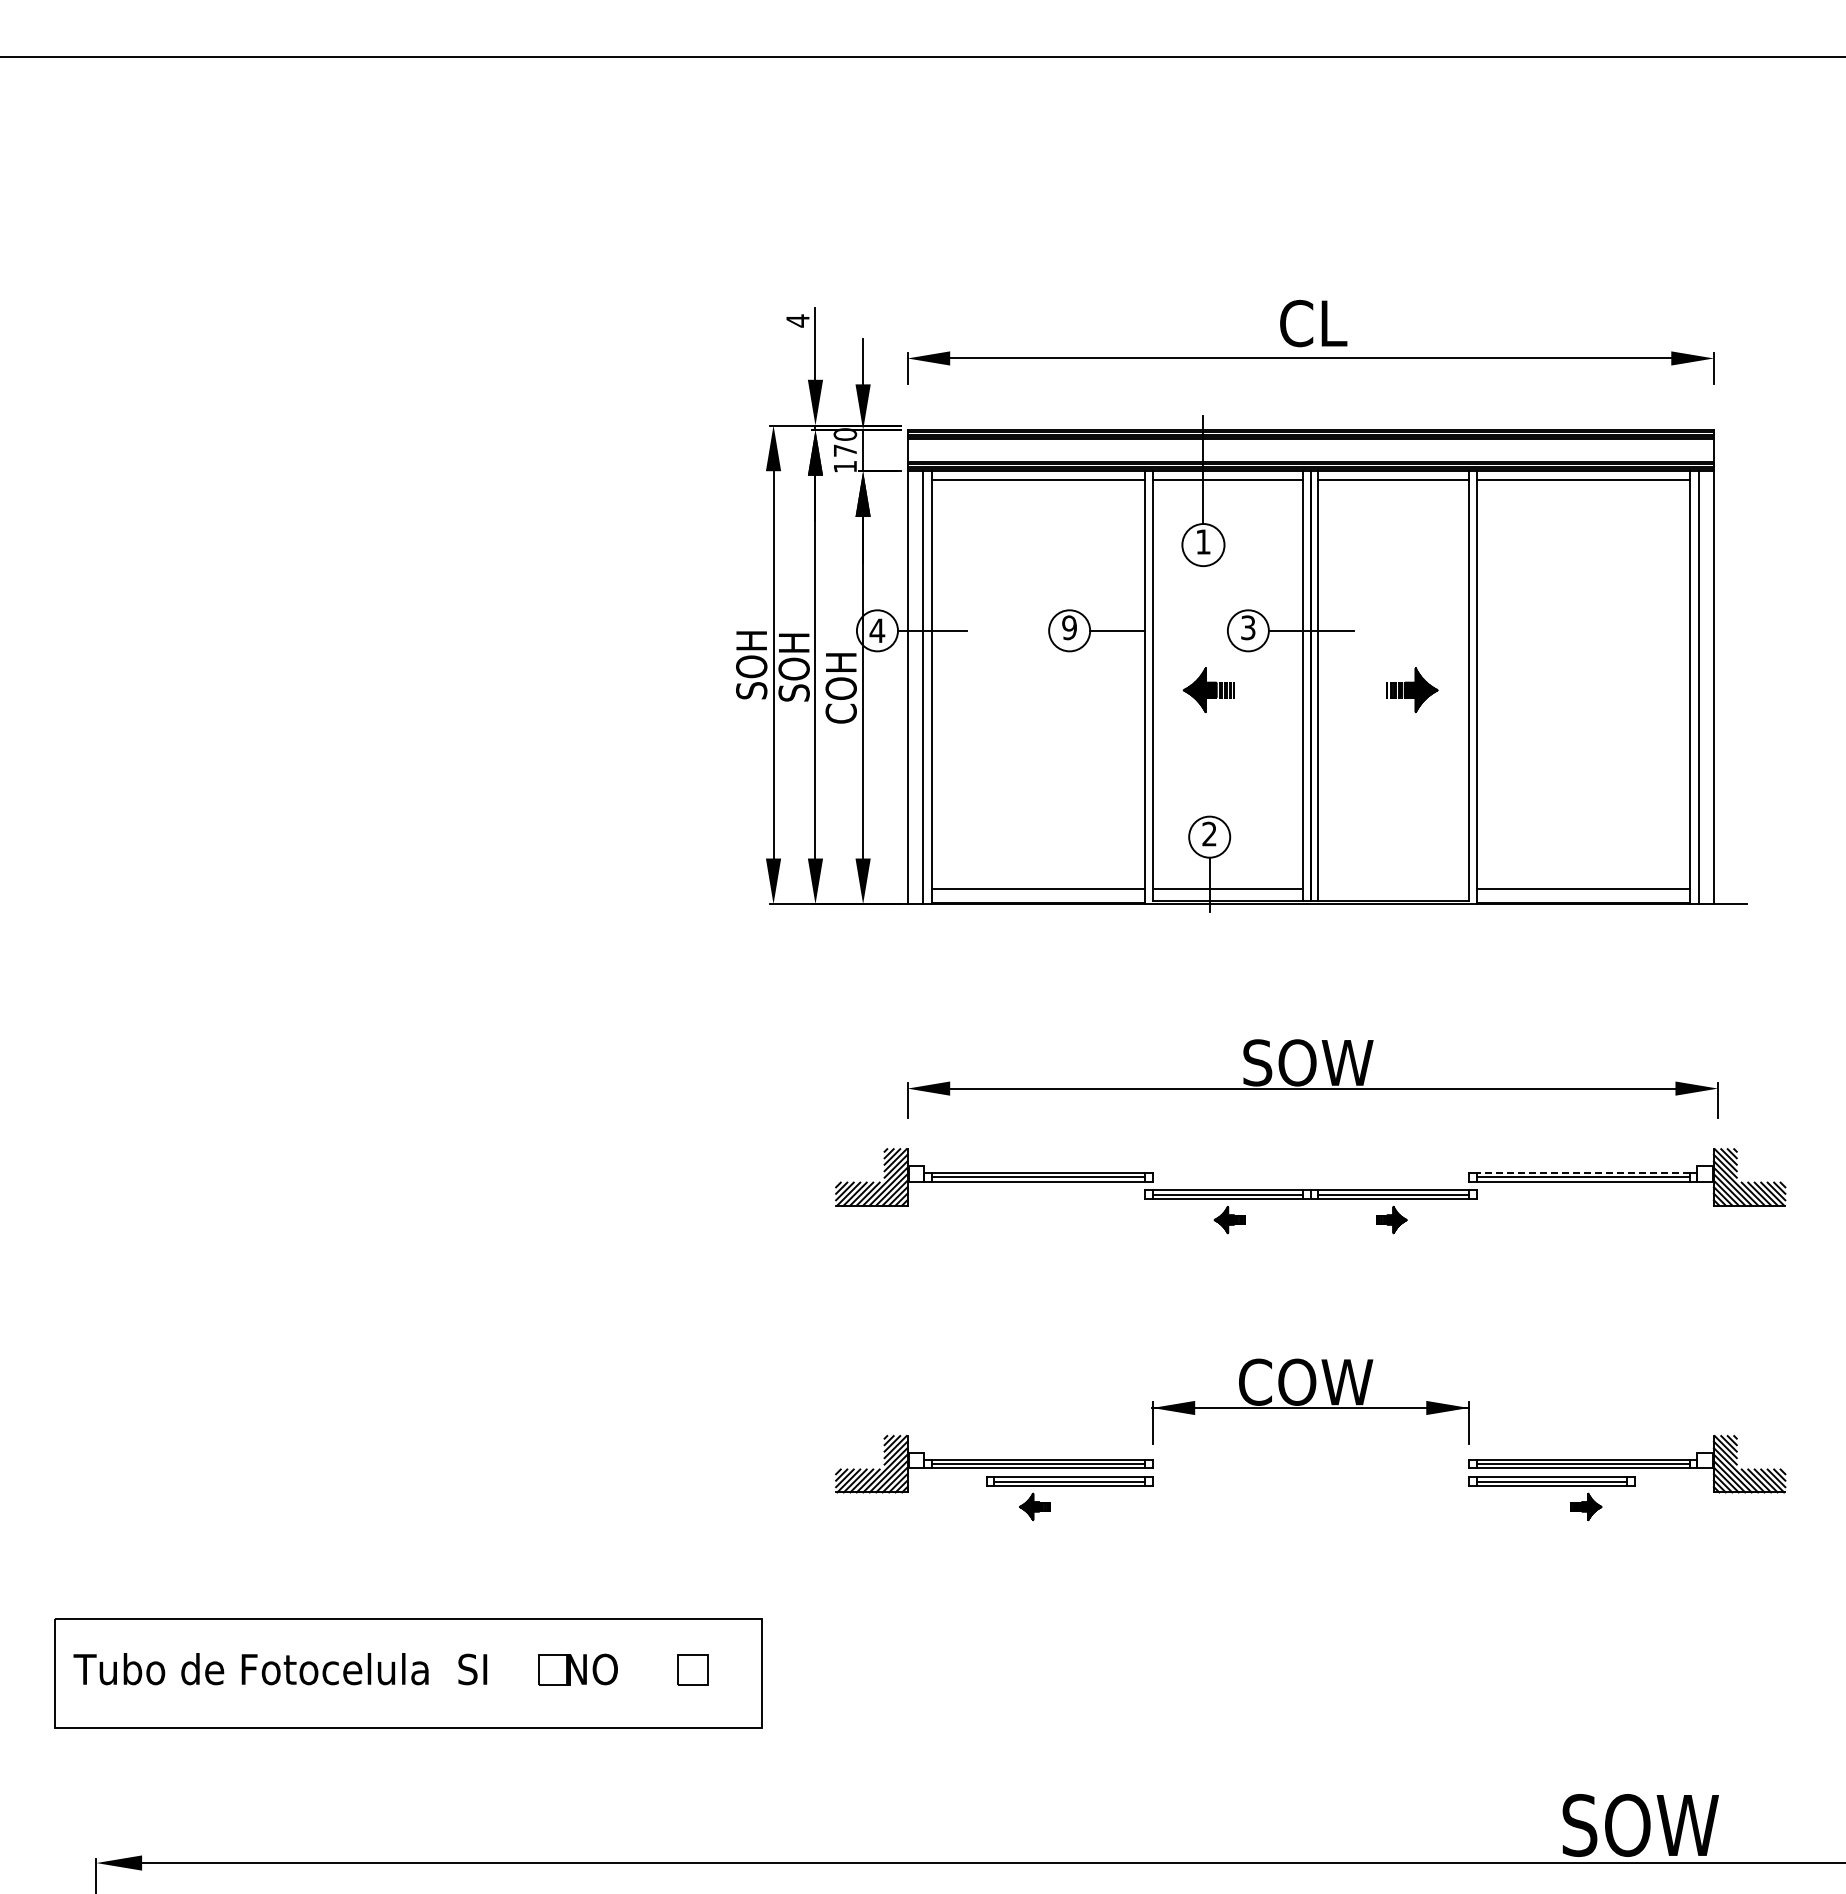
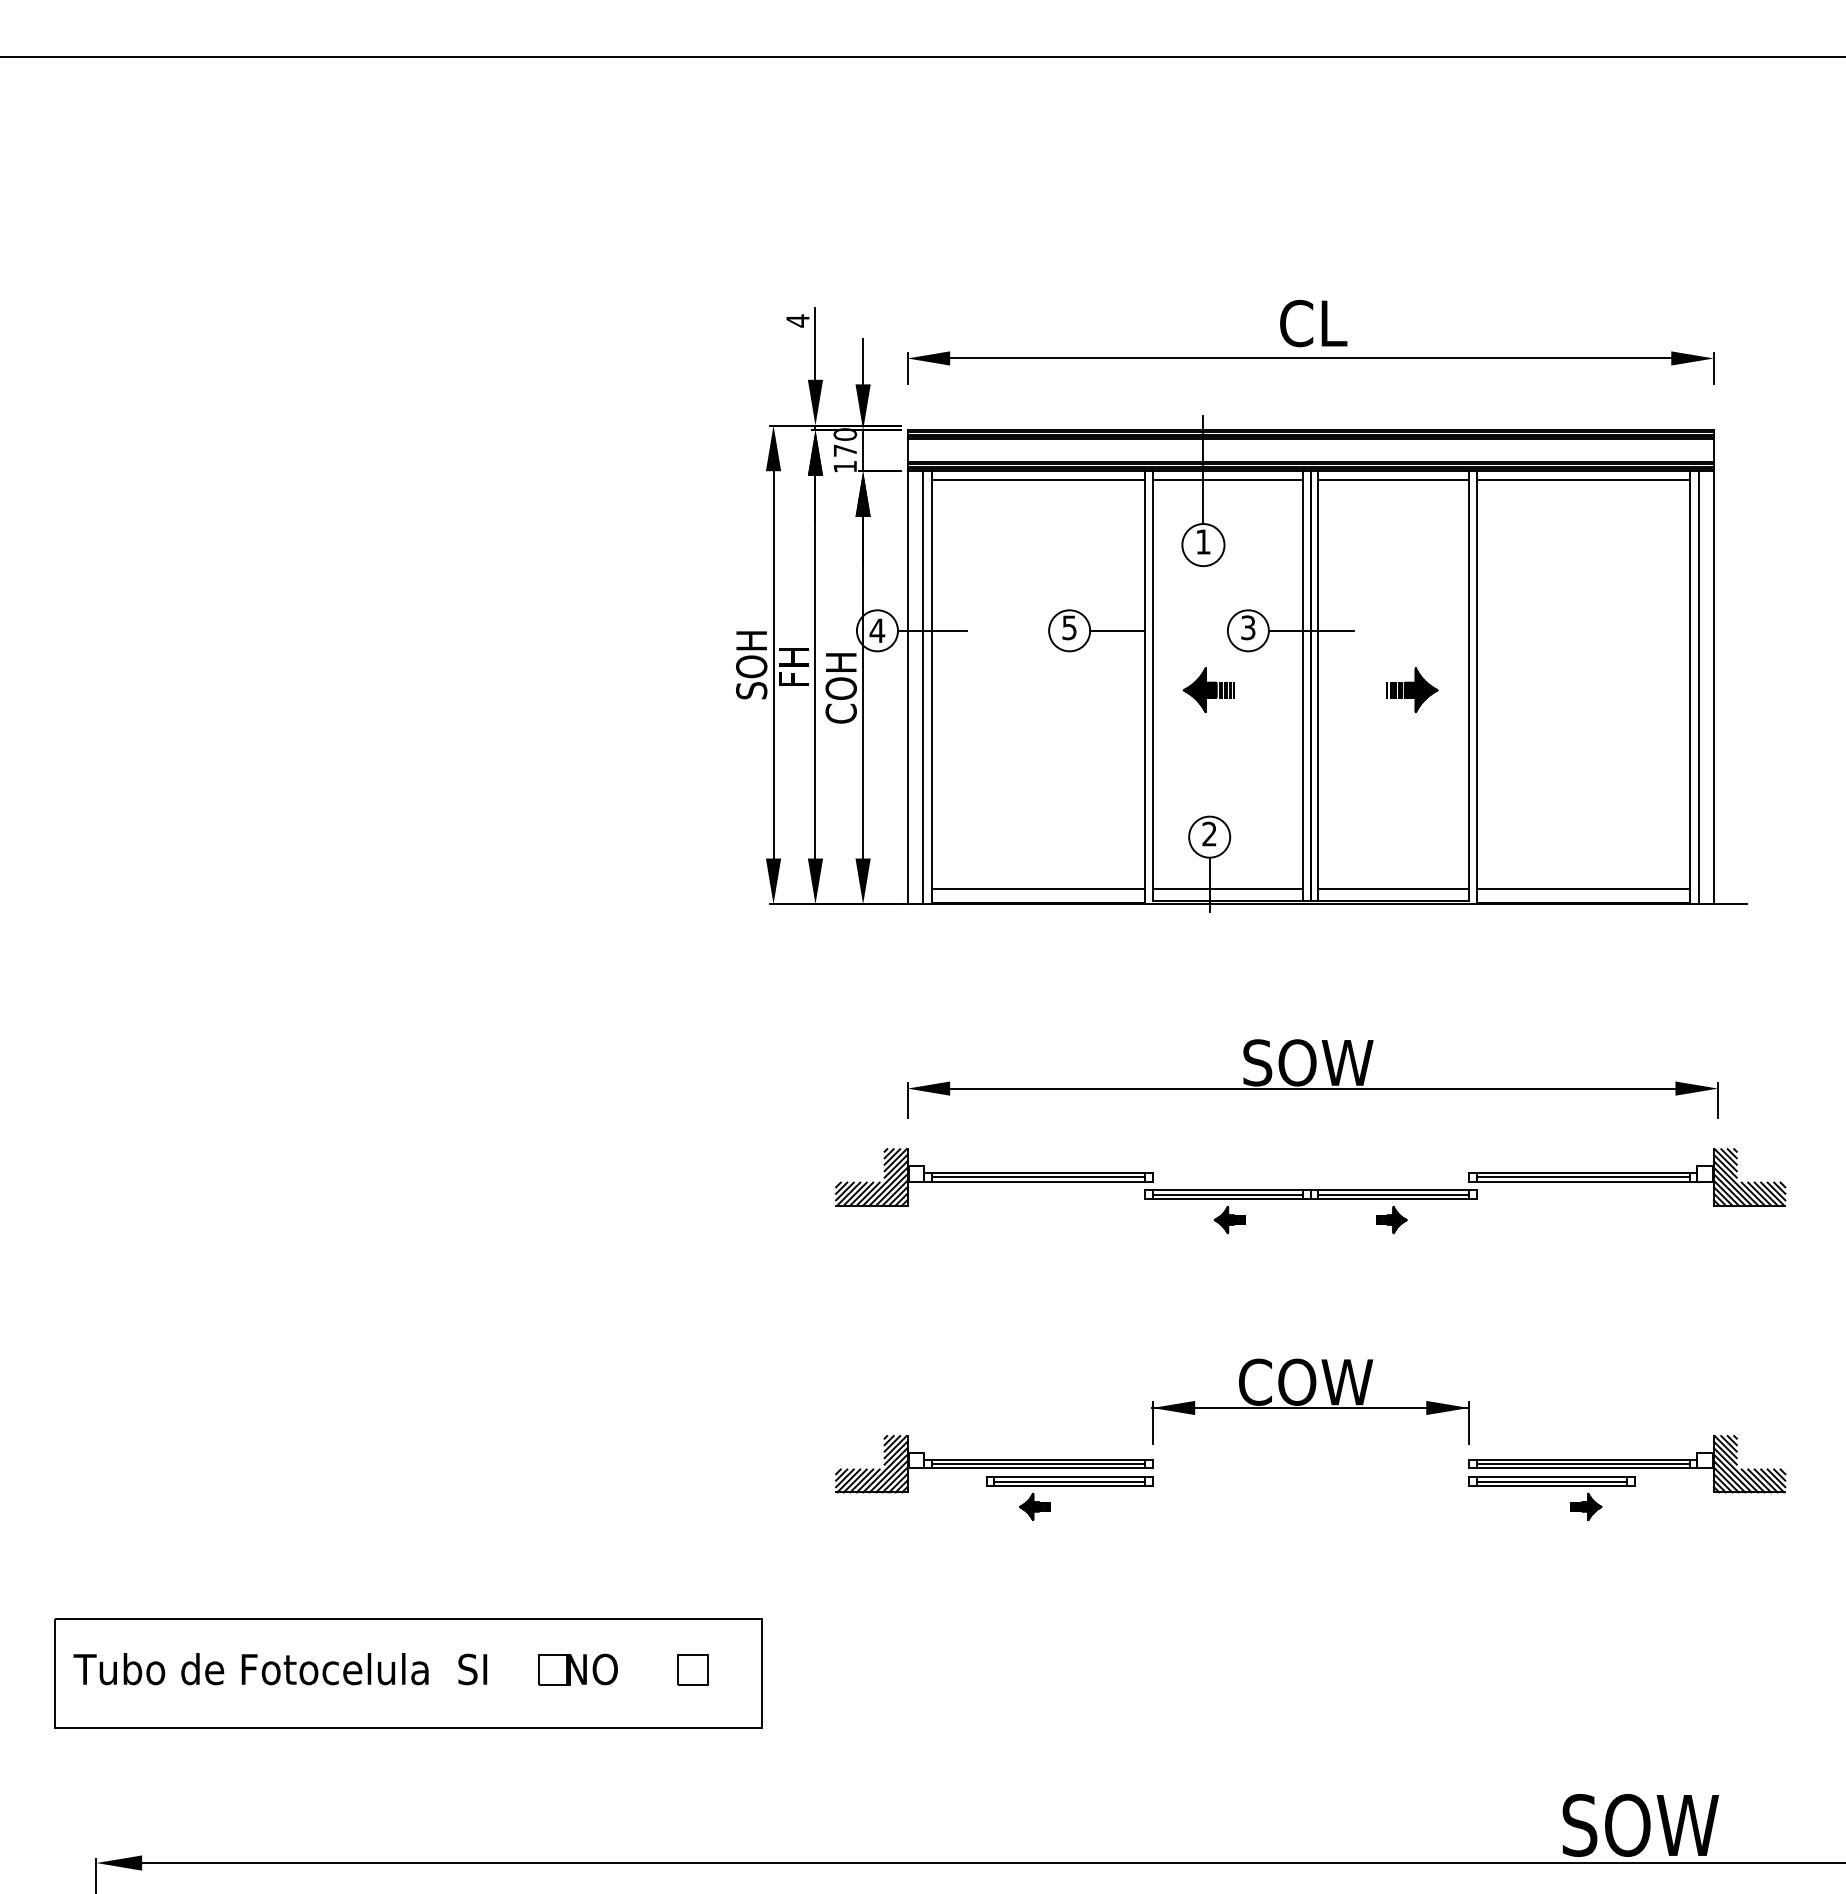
text: 9 -> 5 (1069, 627)
text: SOH -> FH (793, 667)
line: none -> present (1393, 889)
line: dashed -> solid (1582, 1172)
